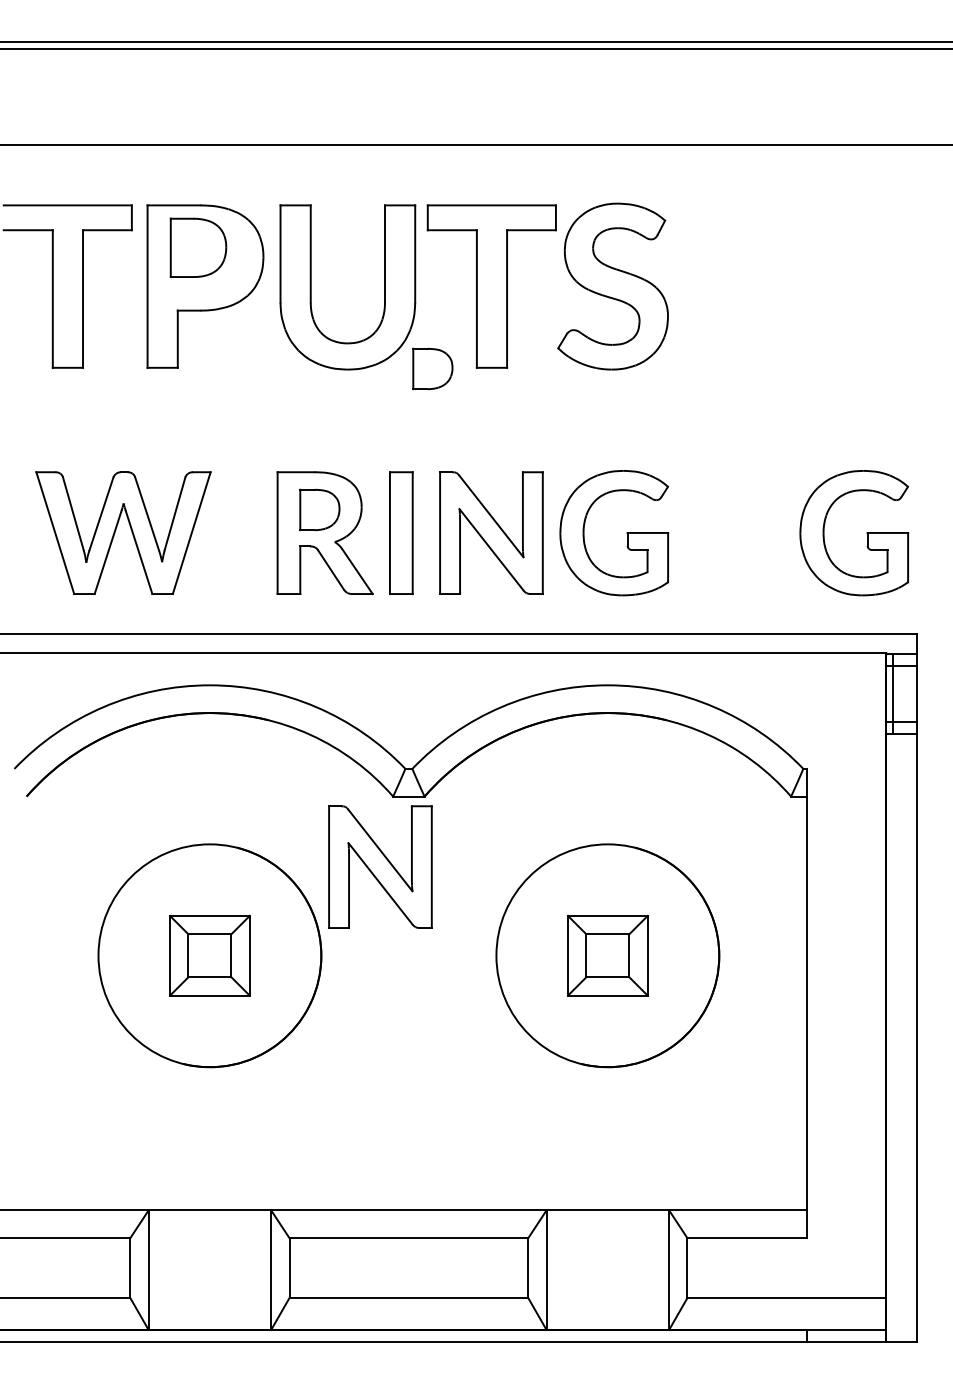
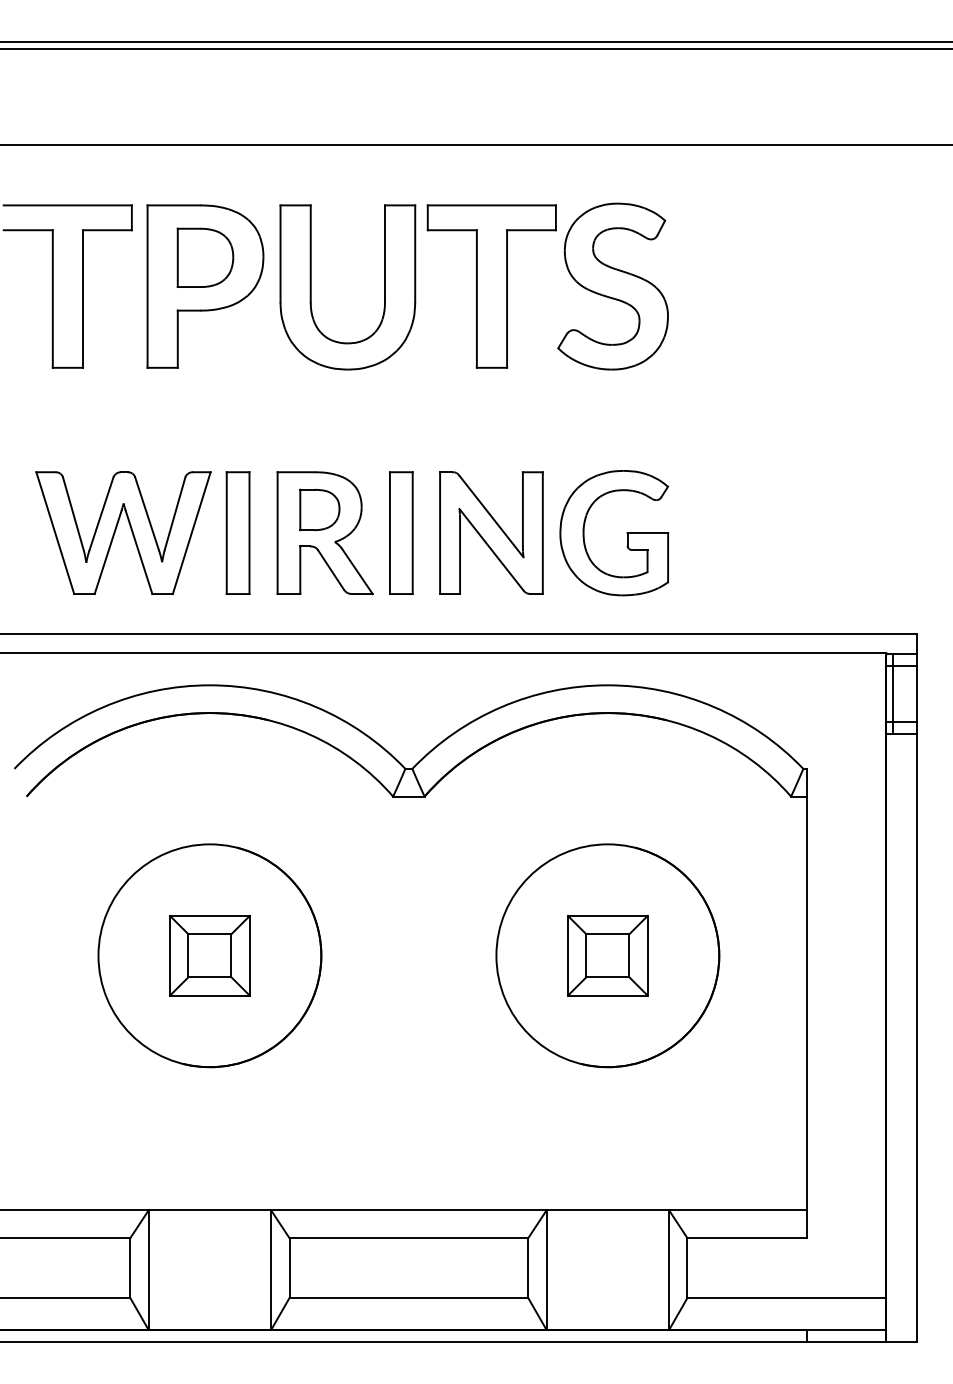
part position: (198, 247) -> (205, 257) (205, 257)
part: present -> none (432, 368)
part: none -> present (237, 532)
part: present -> none (866, 533)
part: present -> none (380, 866)
